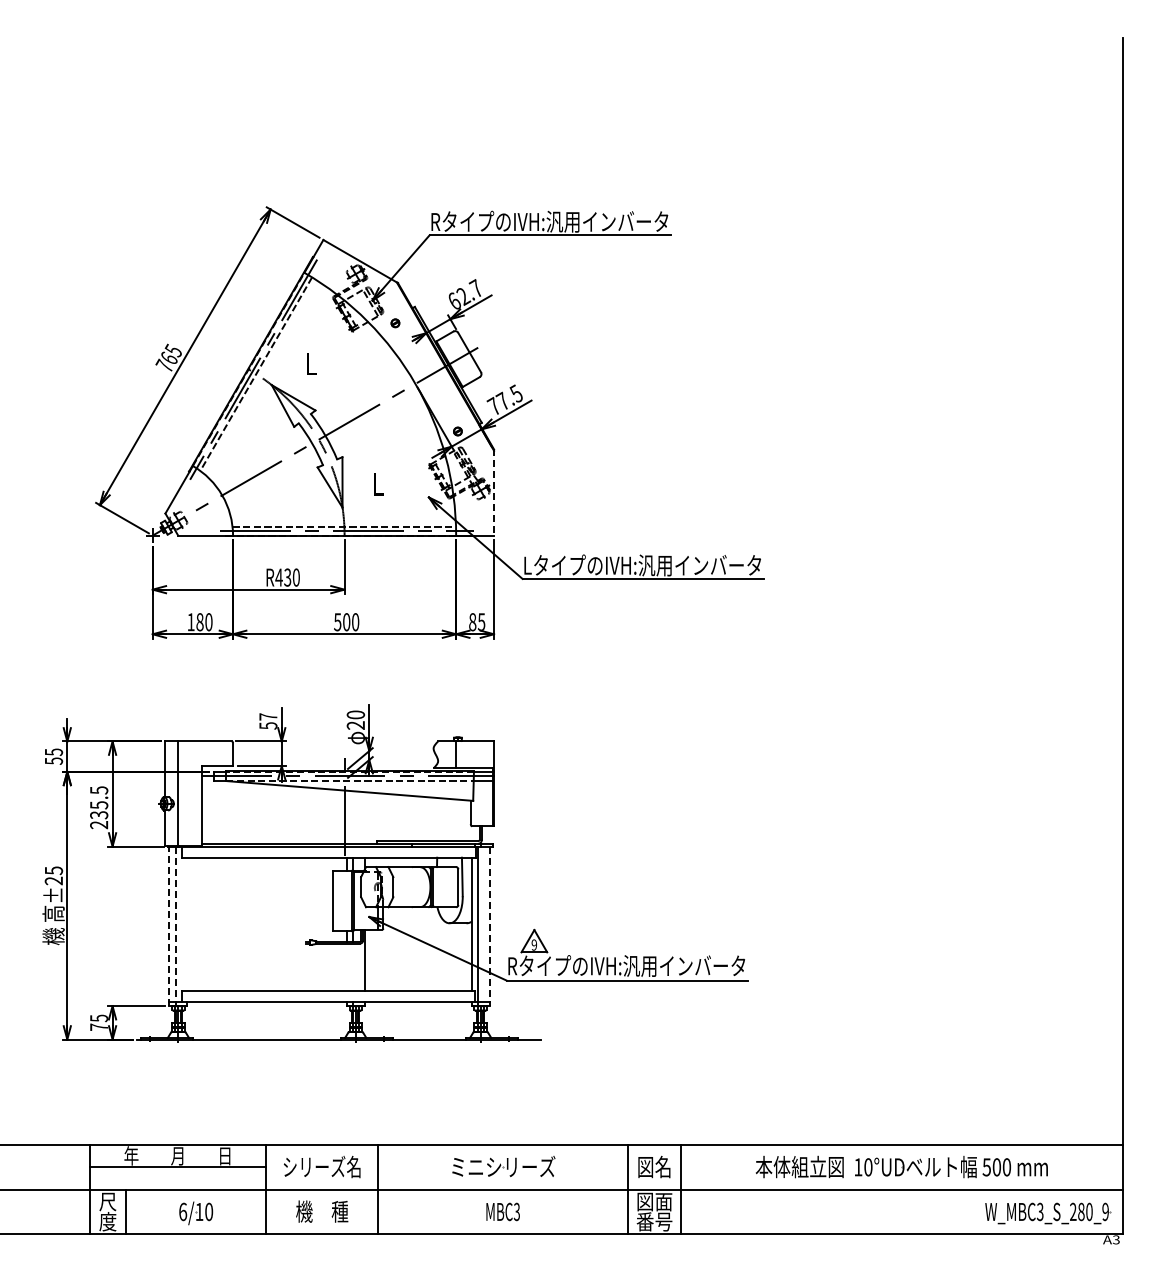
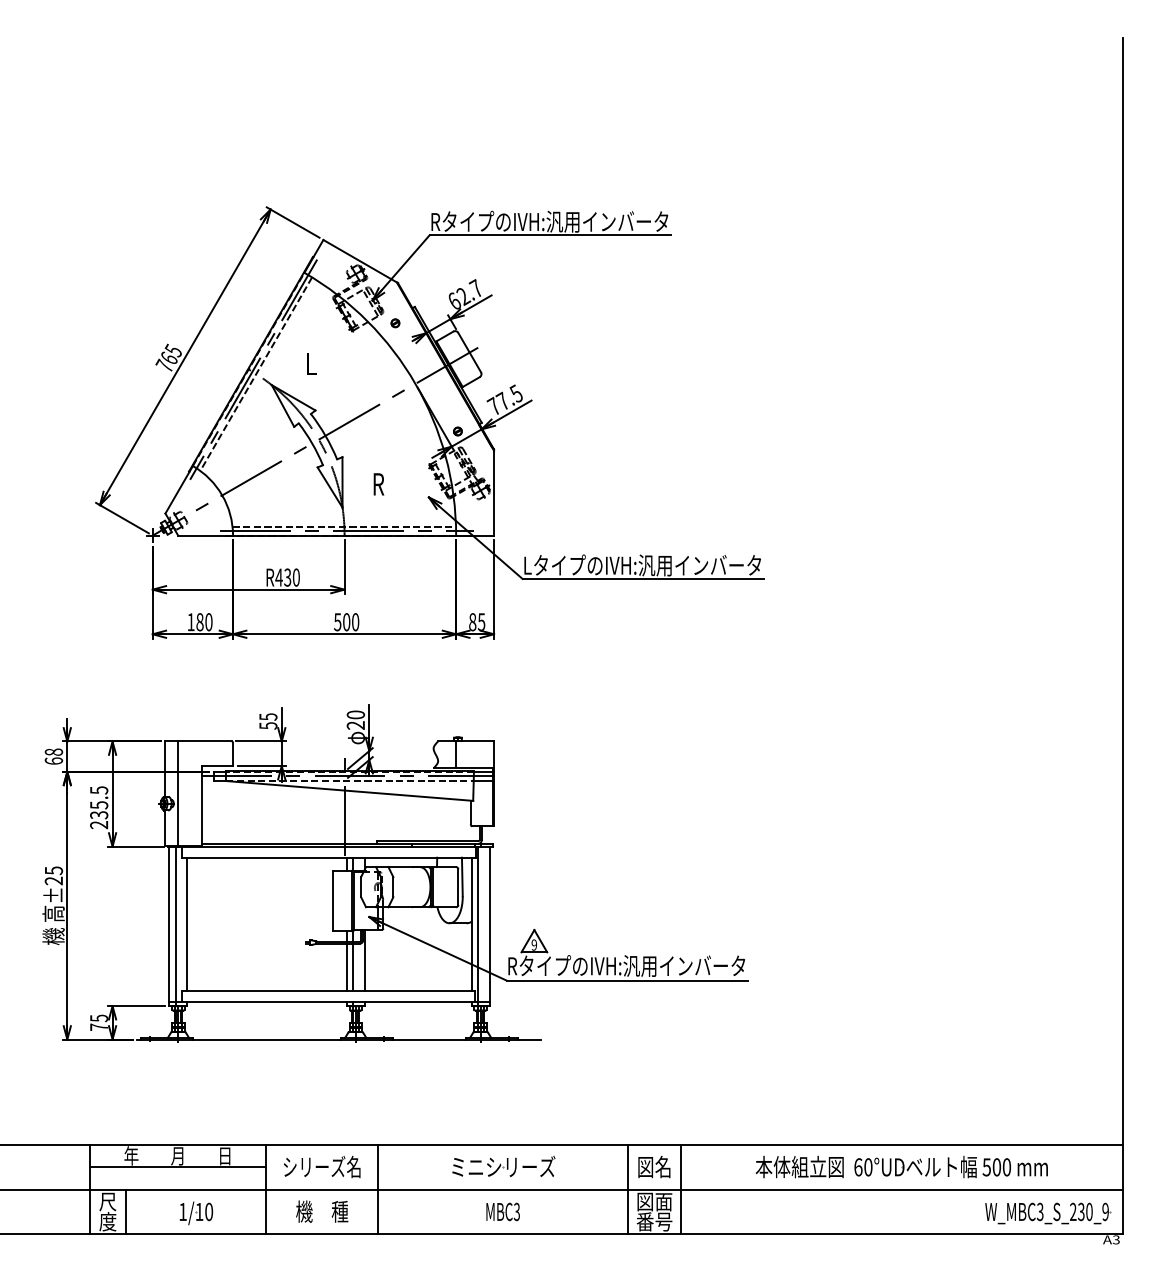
text: L -> R (378, 484)
line: dashed -> solid (494, 493)
text: 57 -> 55 (268, 716)
text: 55 -> 68 (53, 756)
line: none -> present (187, 923)
line: dashed -> solid (169, 926)
line: dashed -> solid (175, 926)
line: dashed -> solid (489, 926)
line: none -> present (346, 966)
line: none -> present (353, 966)
text: 10°UD -> 60°UD (858, 1167)
text: 6/10 -> 1/10 (183, 1211)
text: W_MBC3_S_280_9 -> W_MBC3_S_230_9 (1081, 1211)
